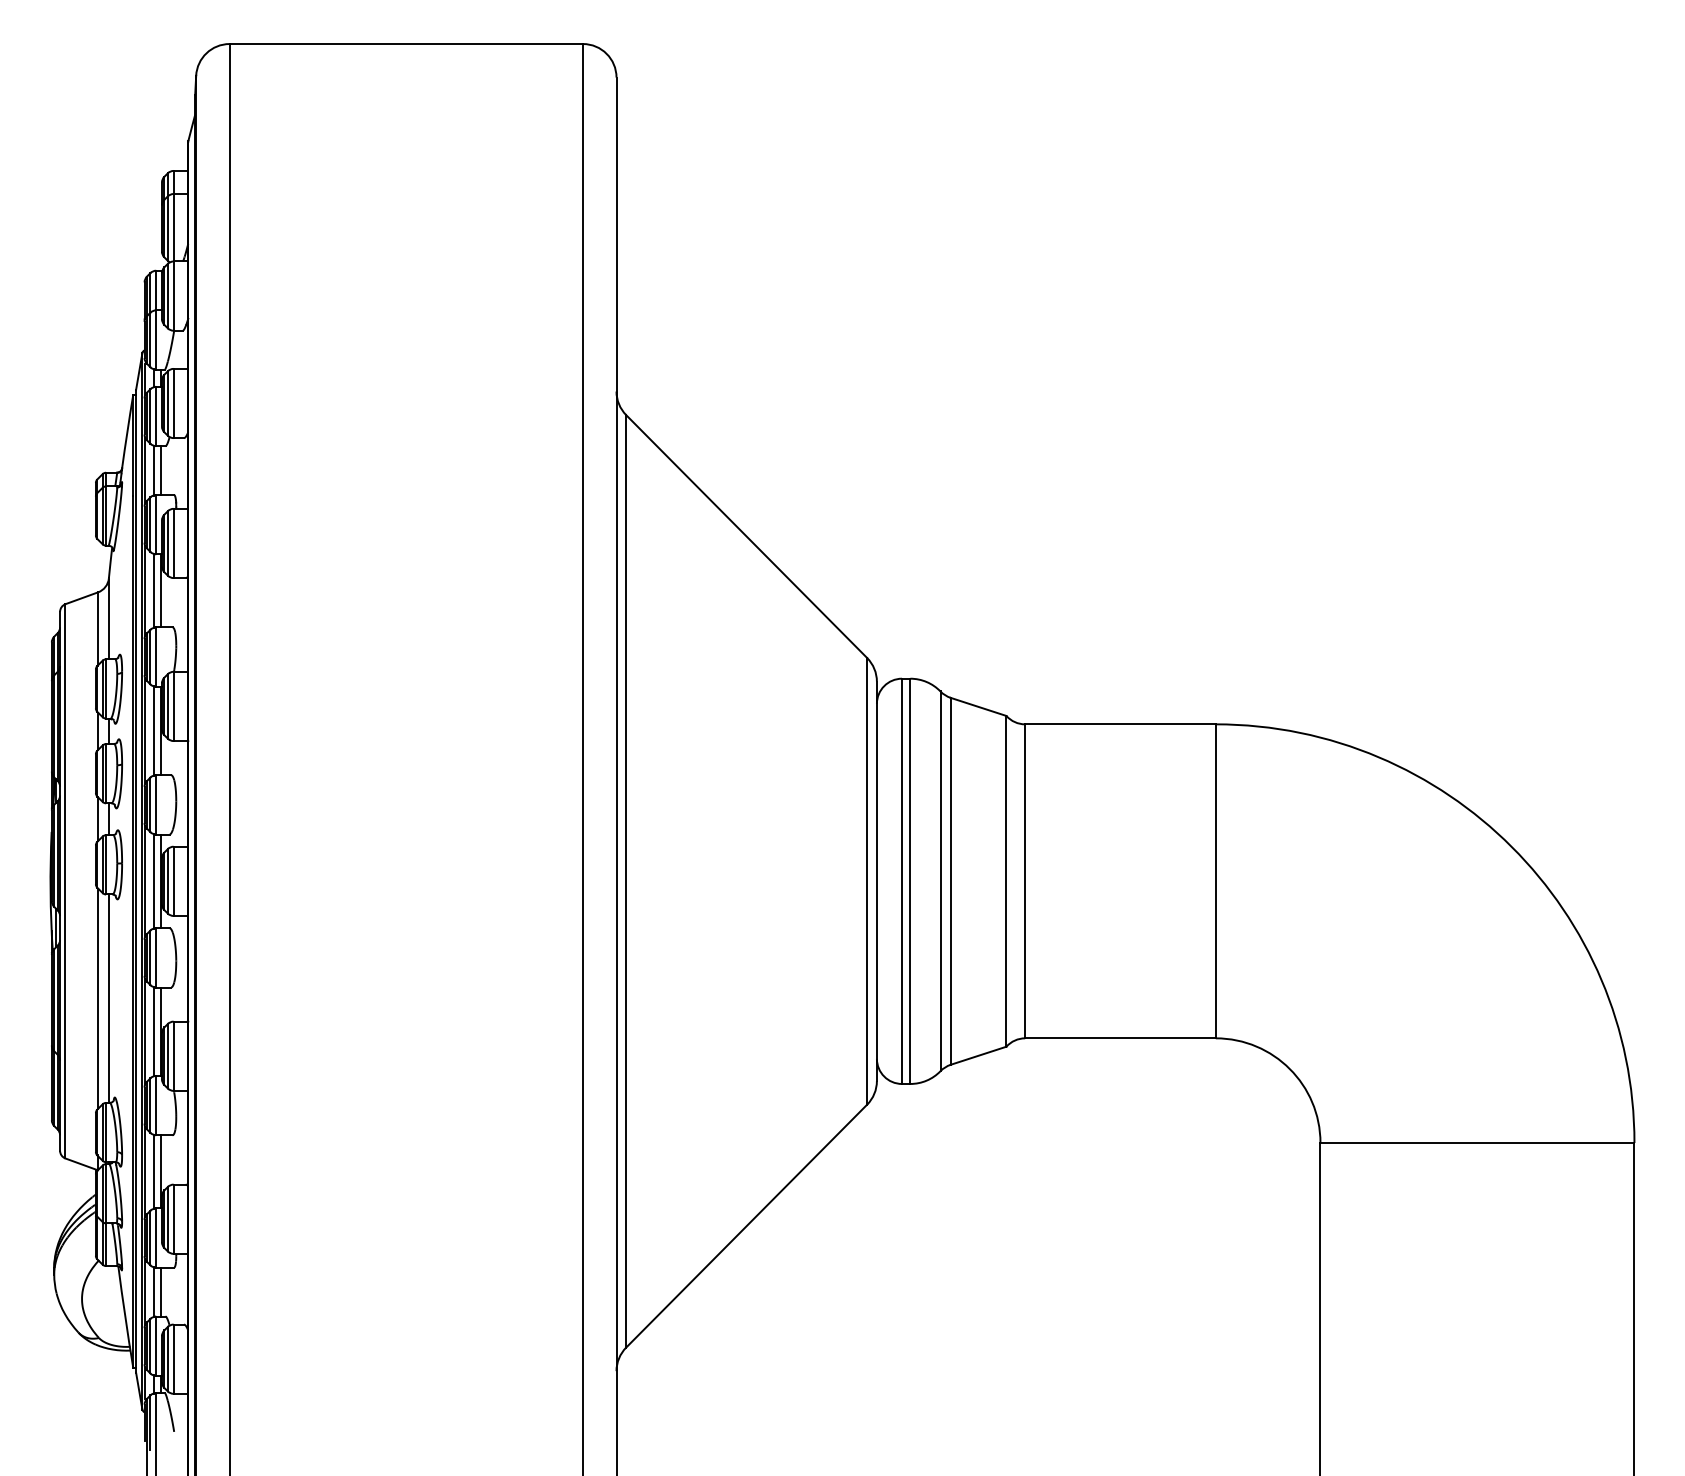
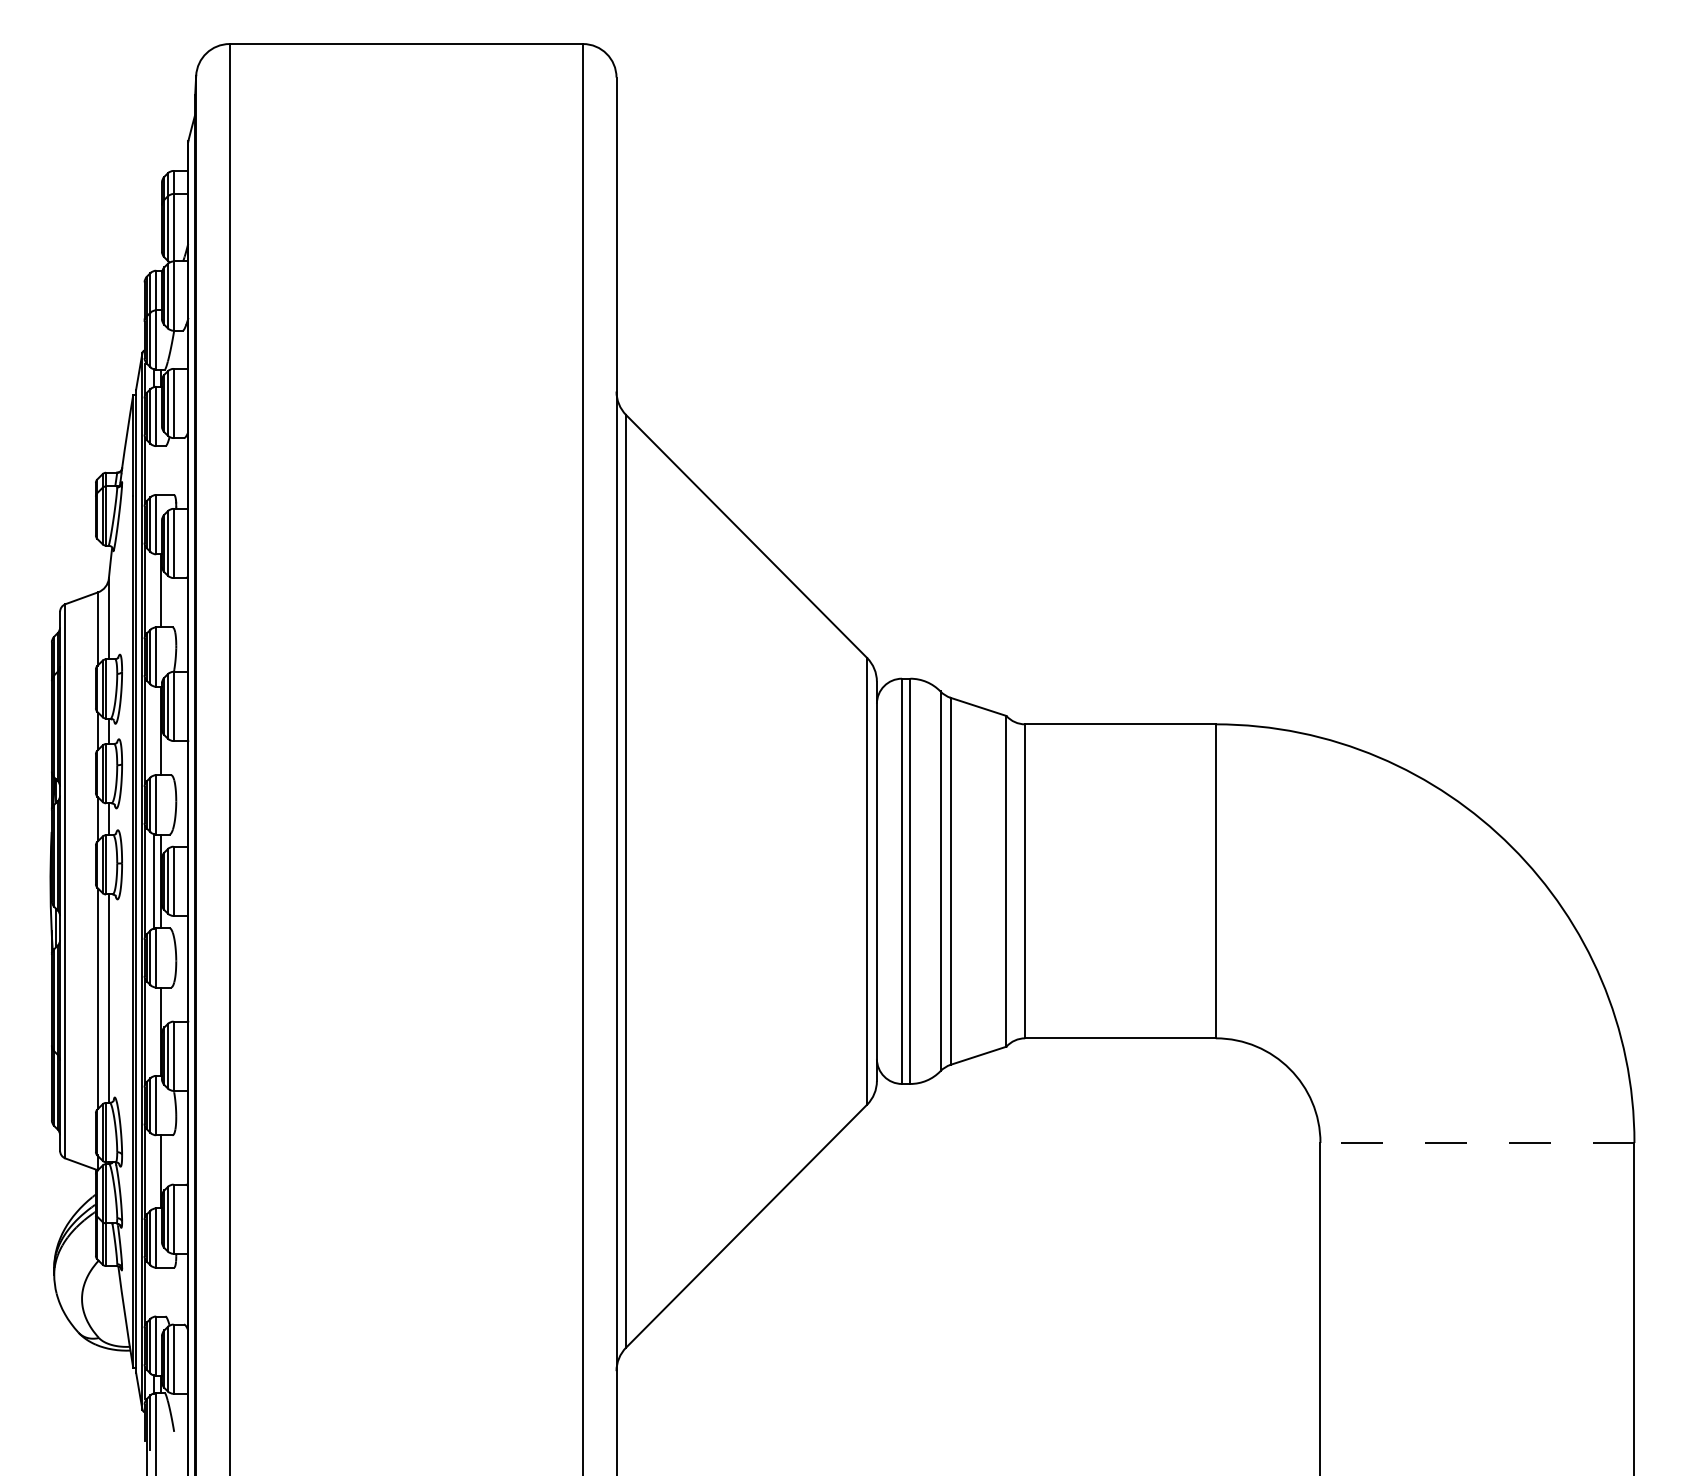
line: present -> none (153, 470)
line: present -> none (161, 470)
line: present -> none (153, 590)
line: present -> none (153, 730)
line: present -> none (153, 1031)
line: solid -> dashed (1477, 1143)
line: present -> none (153, 1171)
line: present -> none (161, 1291)
line: present -> none (153, 1292)
